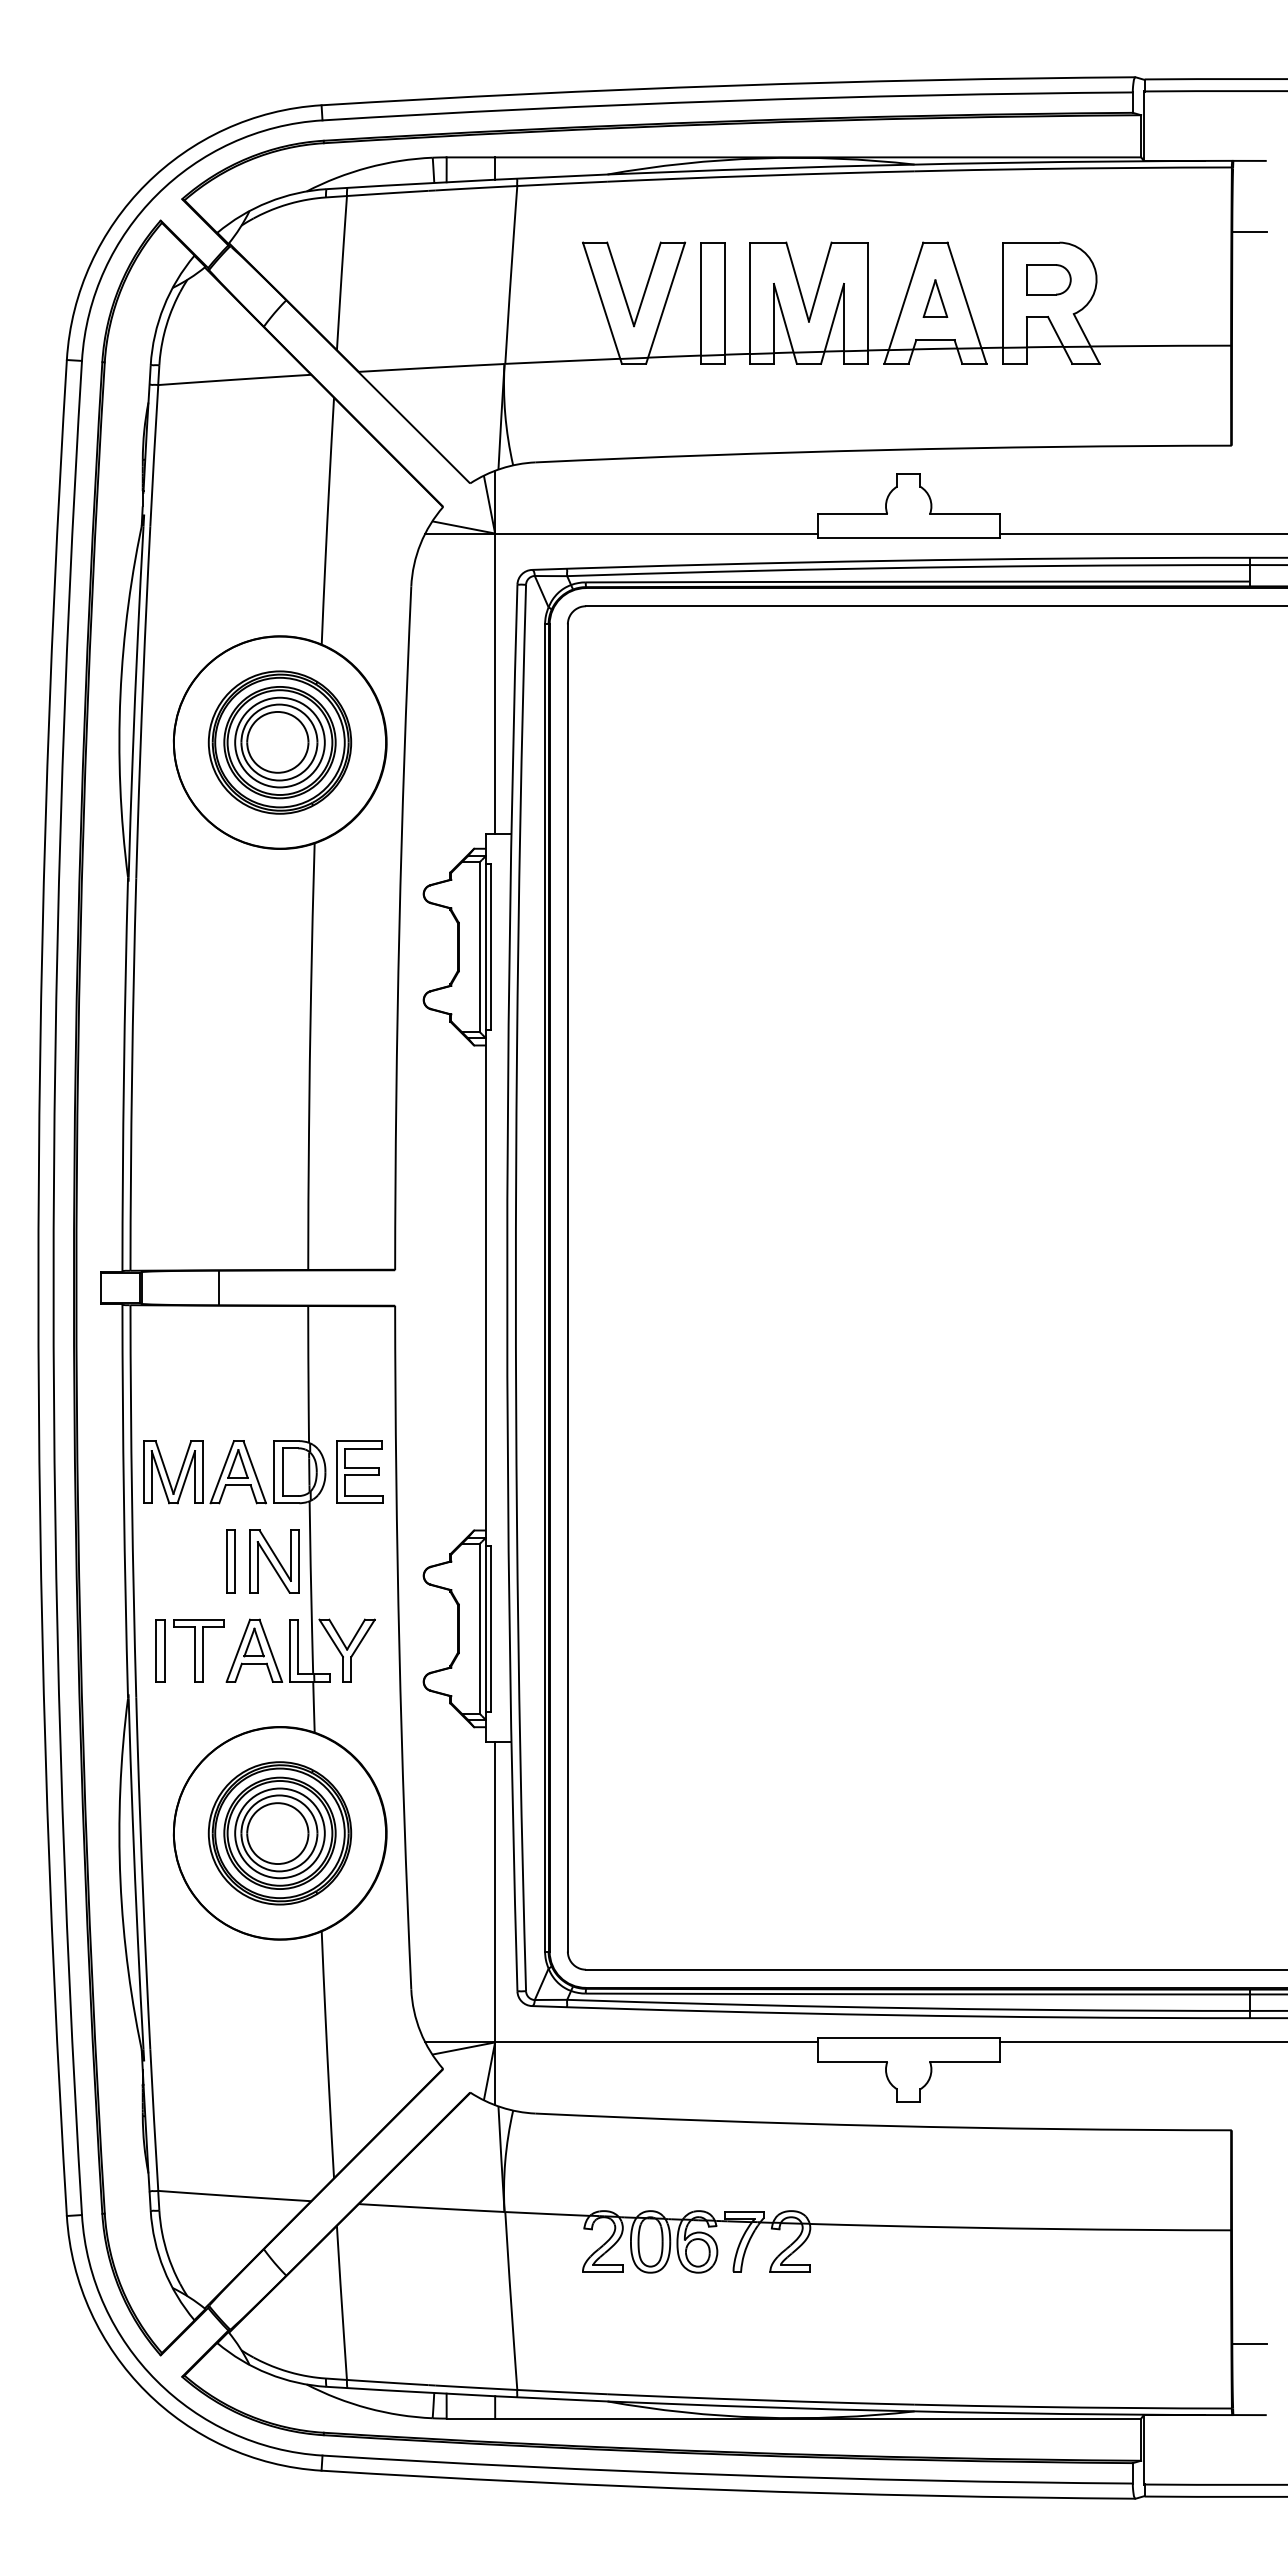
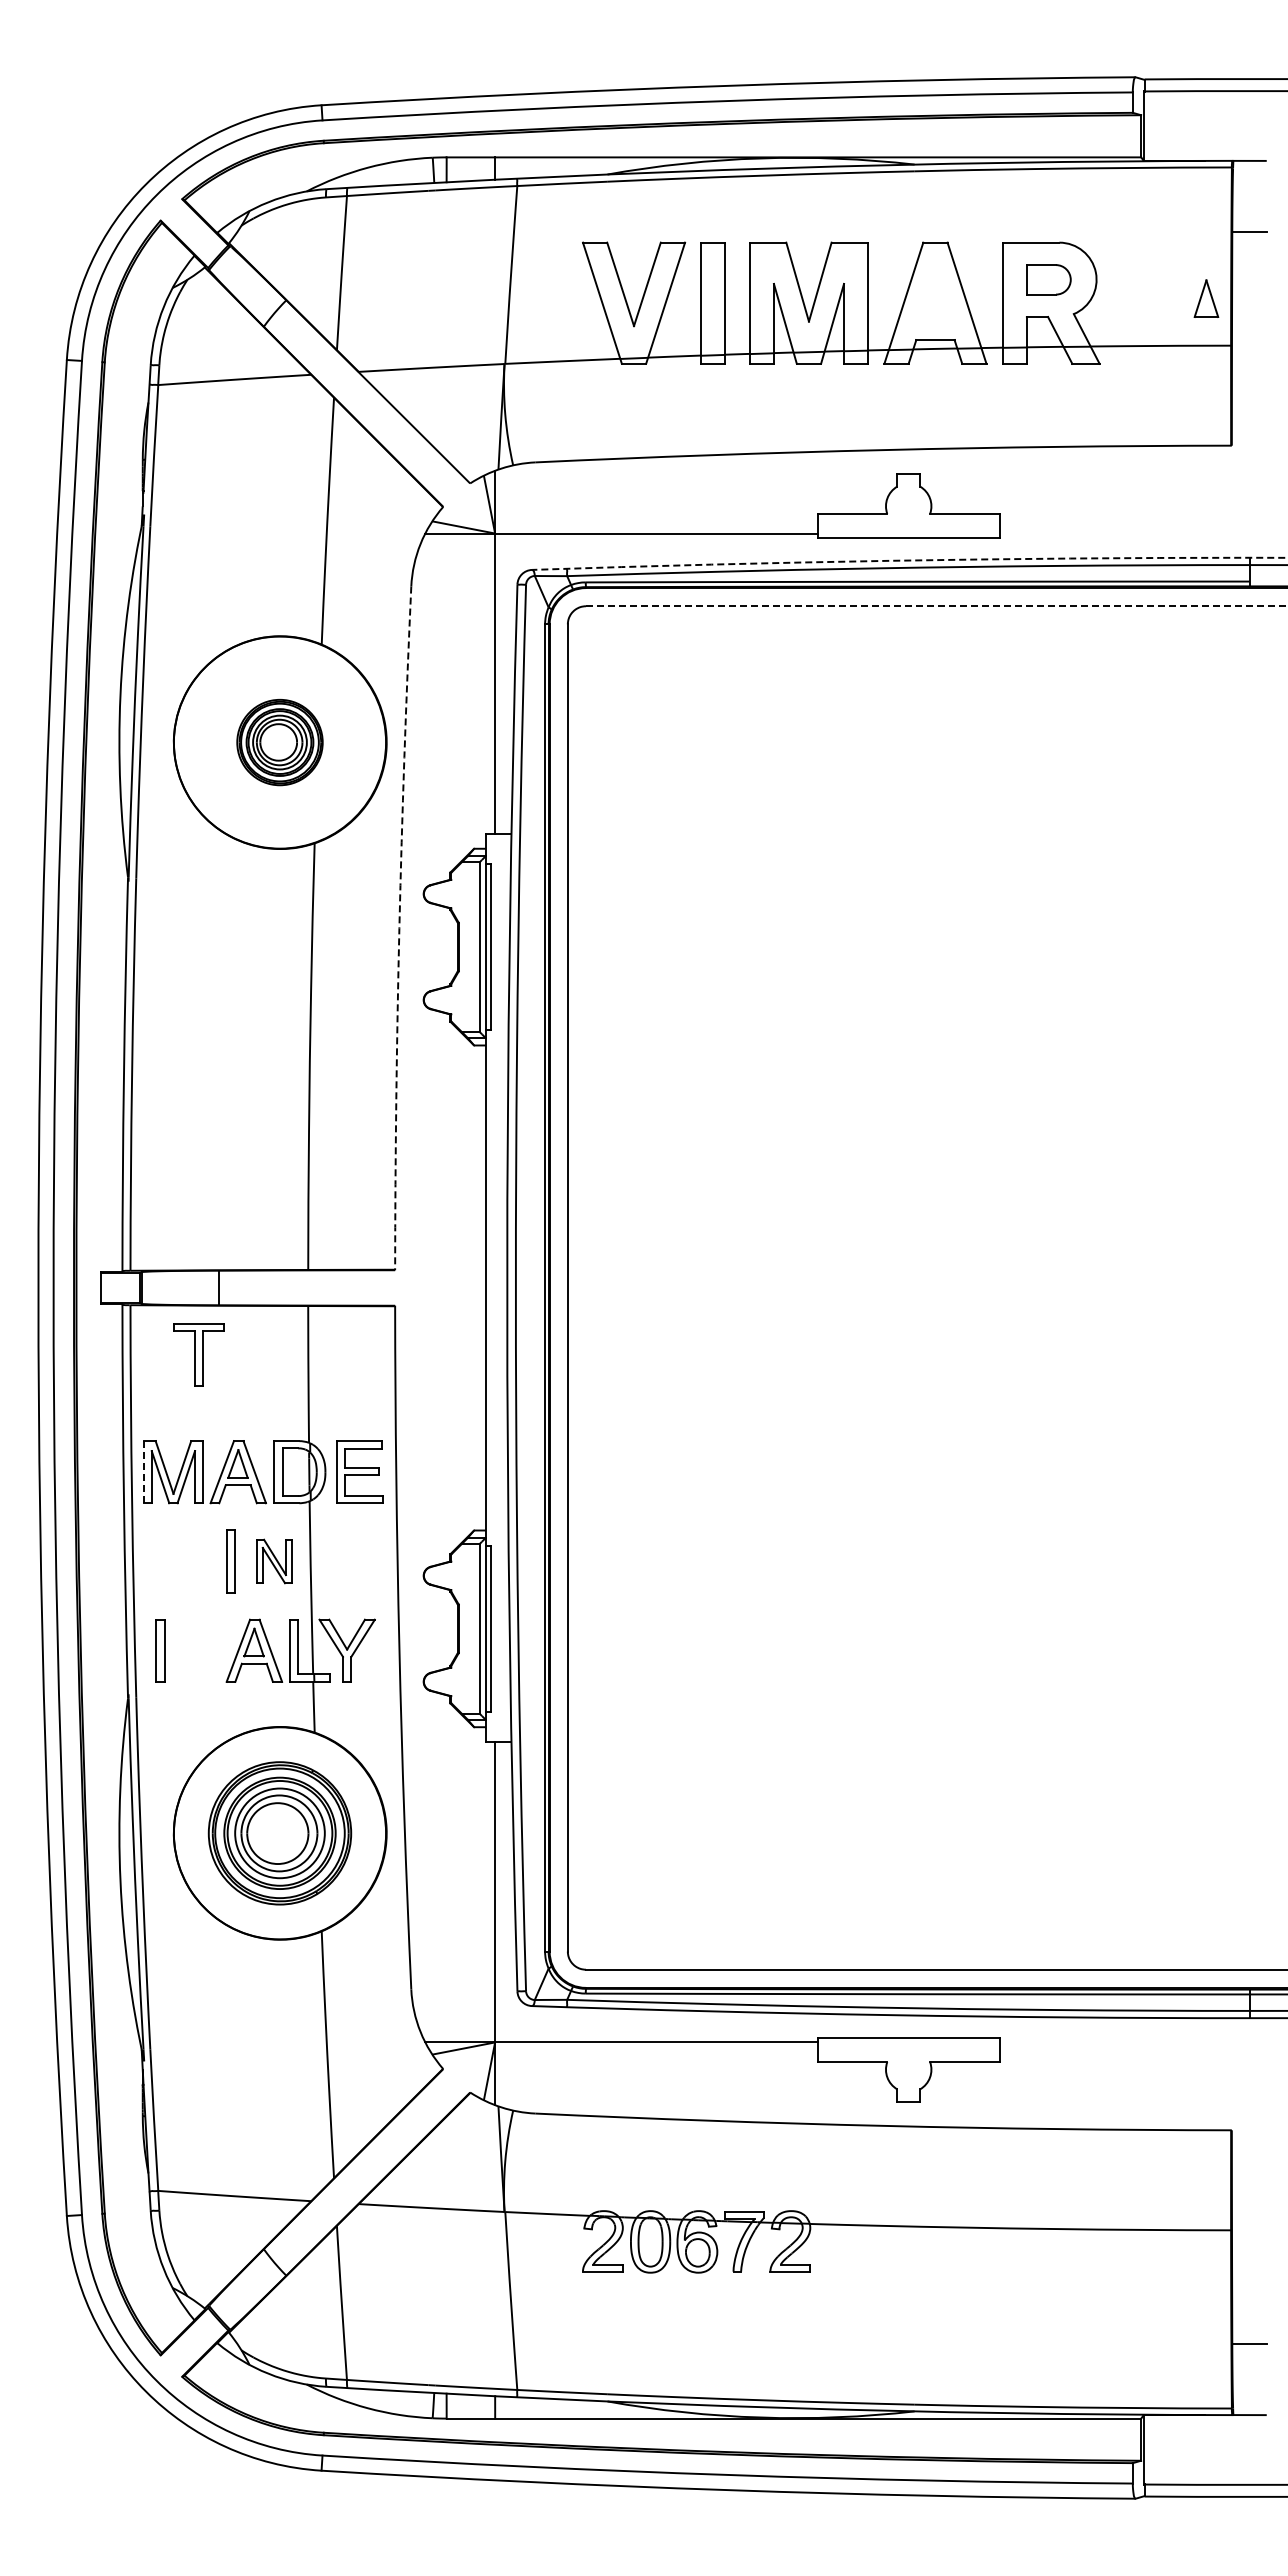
part position: (935, 298) -> (1206, 298) (1206, 298)
line: present -> none (1141, 533)
arc: solid -> dashed (909, 560)
line: solid -> dashed (936, 606)
part size: 146x145 px -> 88x88 px (279, 742)
arc: solid -> dashed (399, 928)
line: solid -> dashed (143, 1471)
part size: 51x65 px -> 37x47 px (274, 1561)
part position: (198, 1650) -> (198, 1354) (198, 1354)
line: present -> none (1141, 2042)
